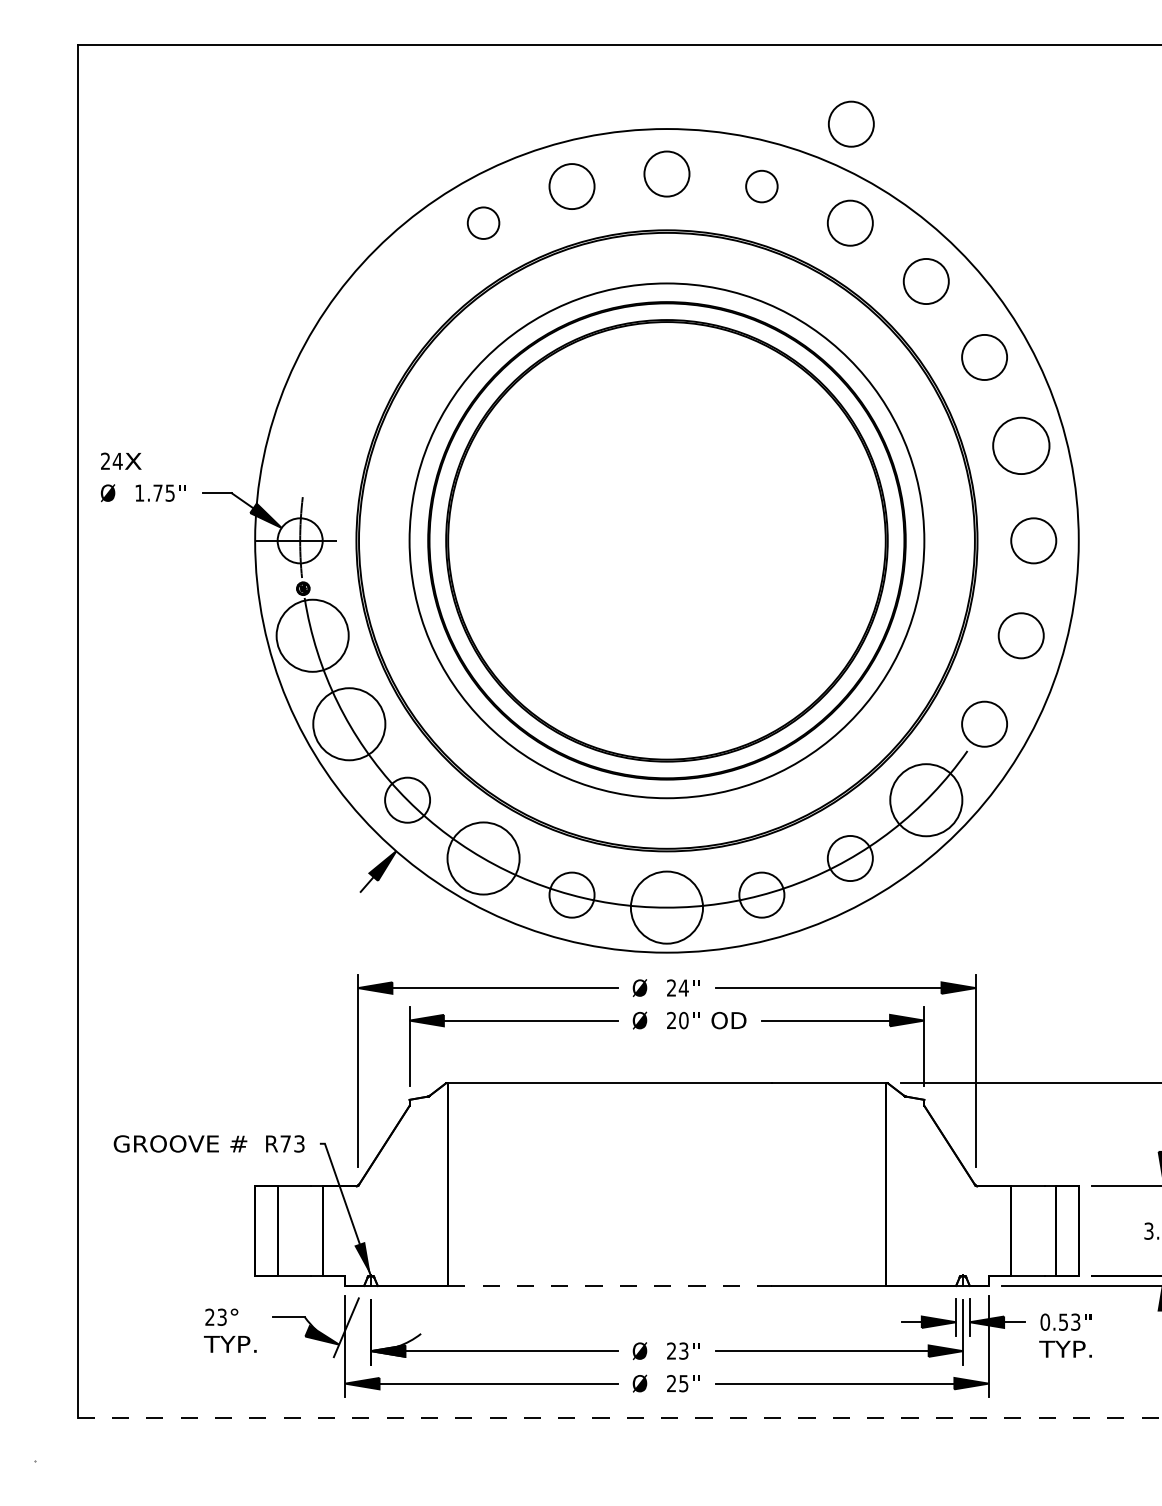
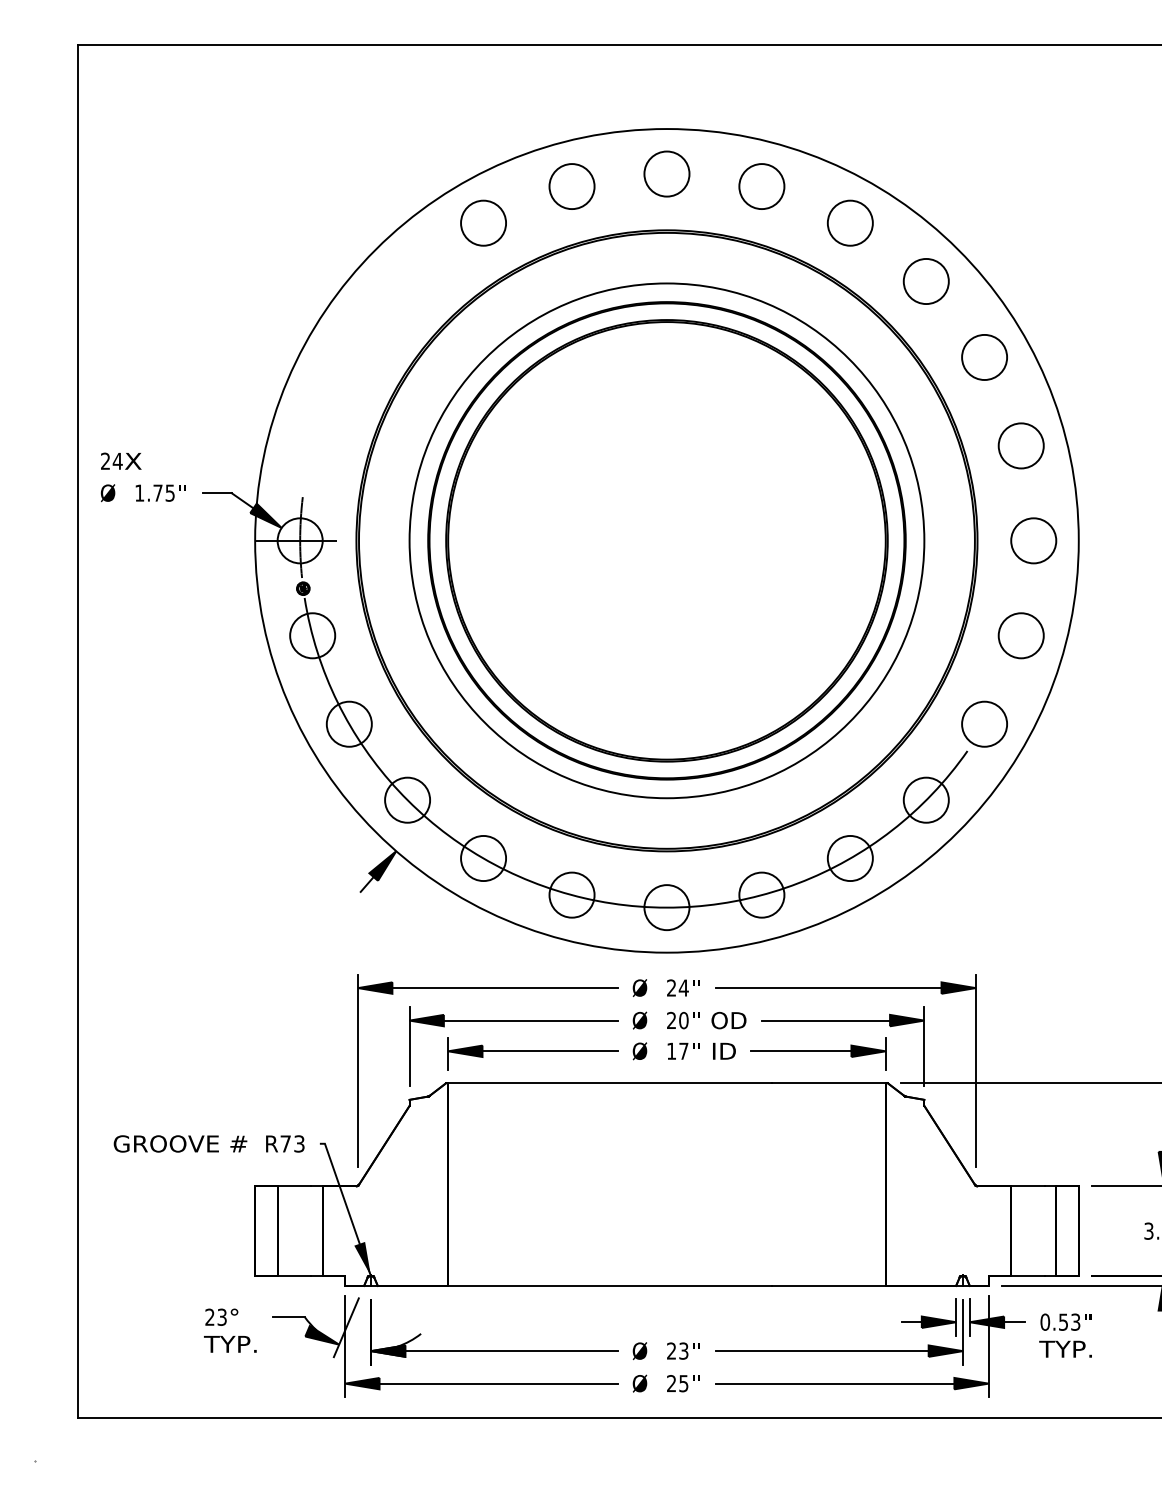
circle: present -> none (850, 123)
circle diameter: 32 px -> 45 px (761, 186)
circle diameter: 32 px -> 45 px (483, 222)
circle size: 59x59 px -> 48x48 px (1020, 445)
circle diameter: 72 px -> 45 px (312, 635)
circle diameter: 72 px -> 45 px (348, 723)
circle diameter: 72 px -> 45 px (925, 799)
circle diameter: 72 px -> 45 px (483, 858)
circle diameter: 72 px -> 45 px (666, 907)
part: none -> present (666, 1053)
line: dashed -> solid (610, 1285)
line: dashed -> solid (619, 1417)
